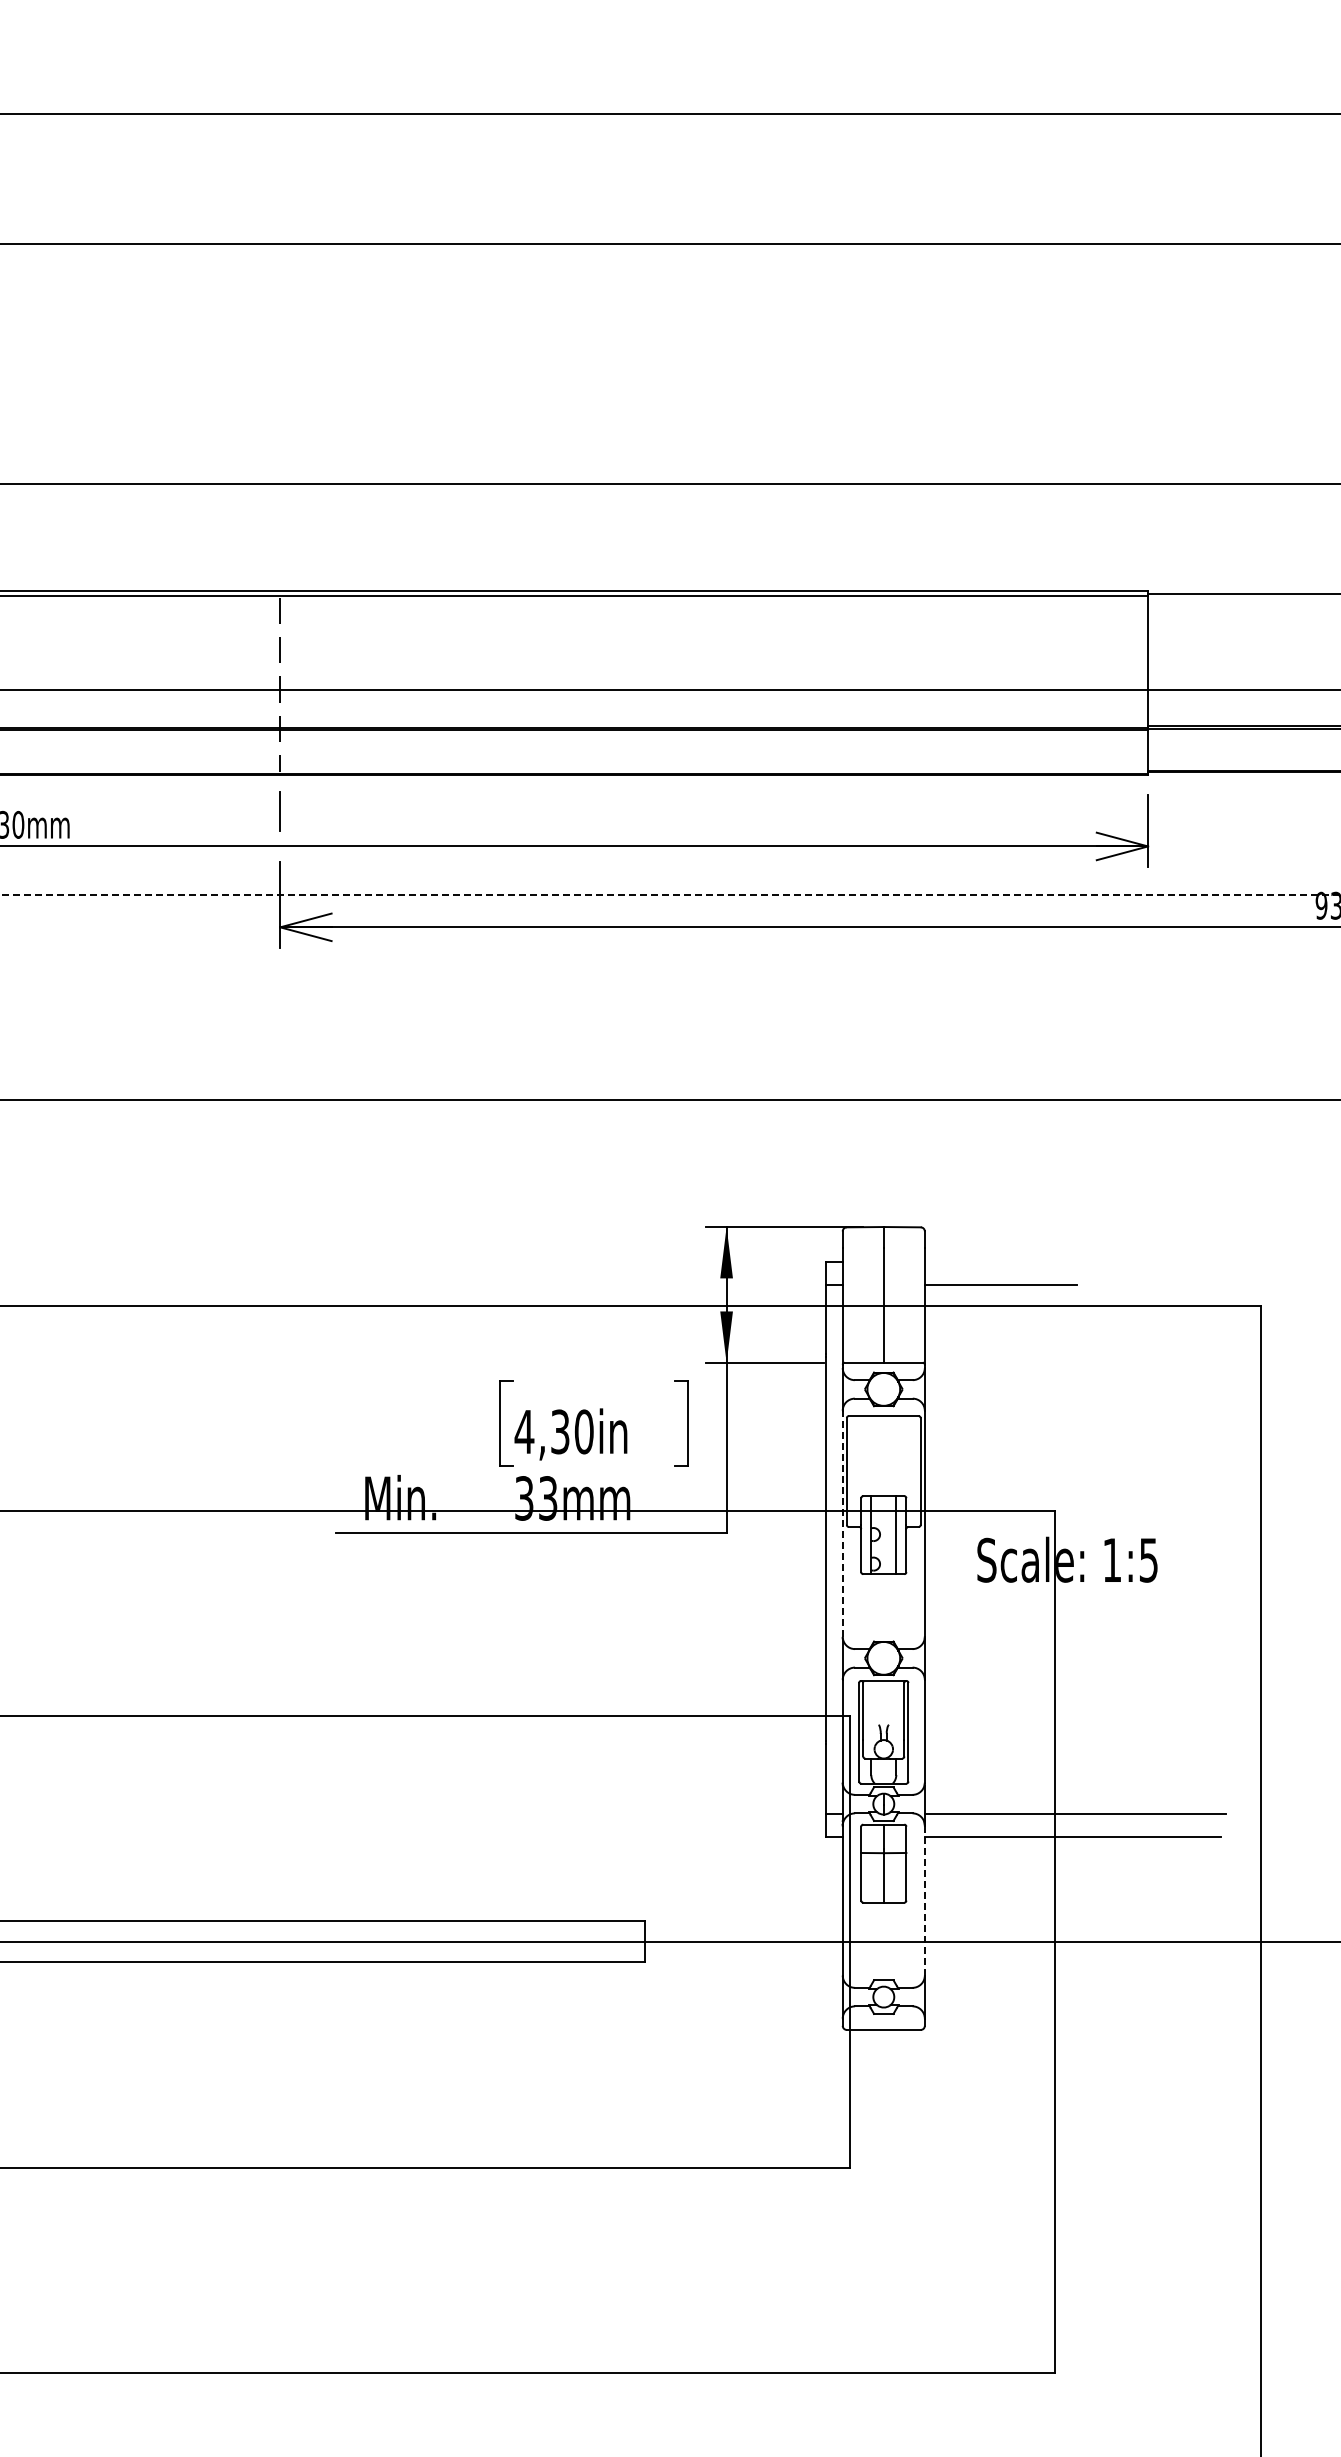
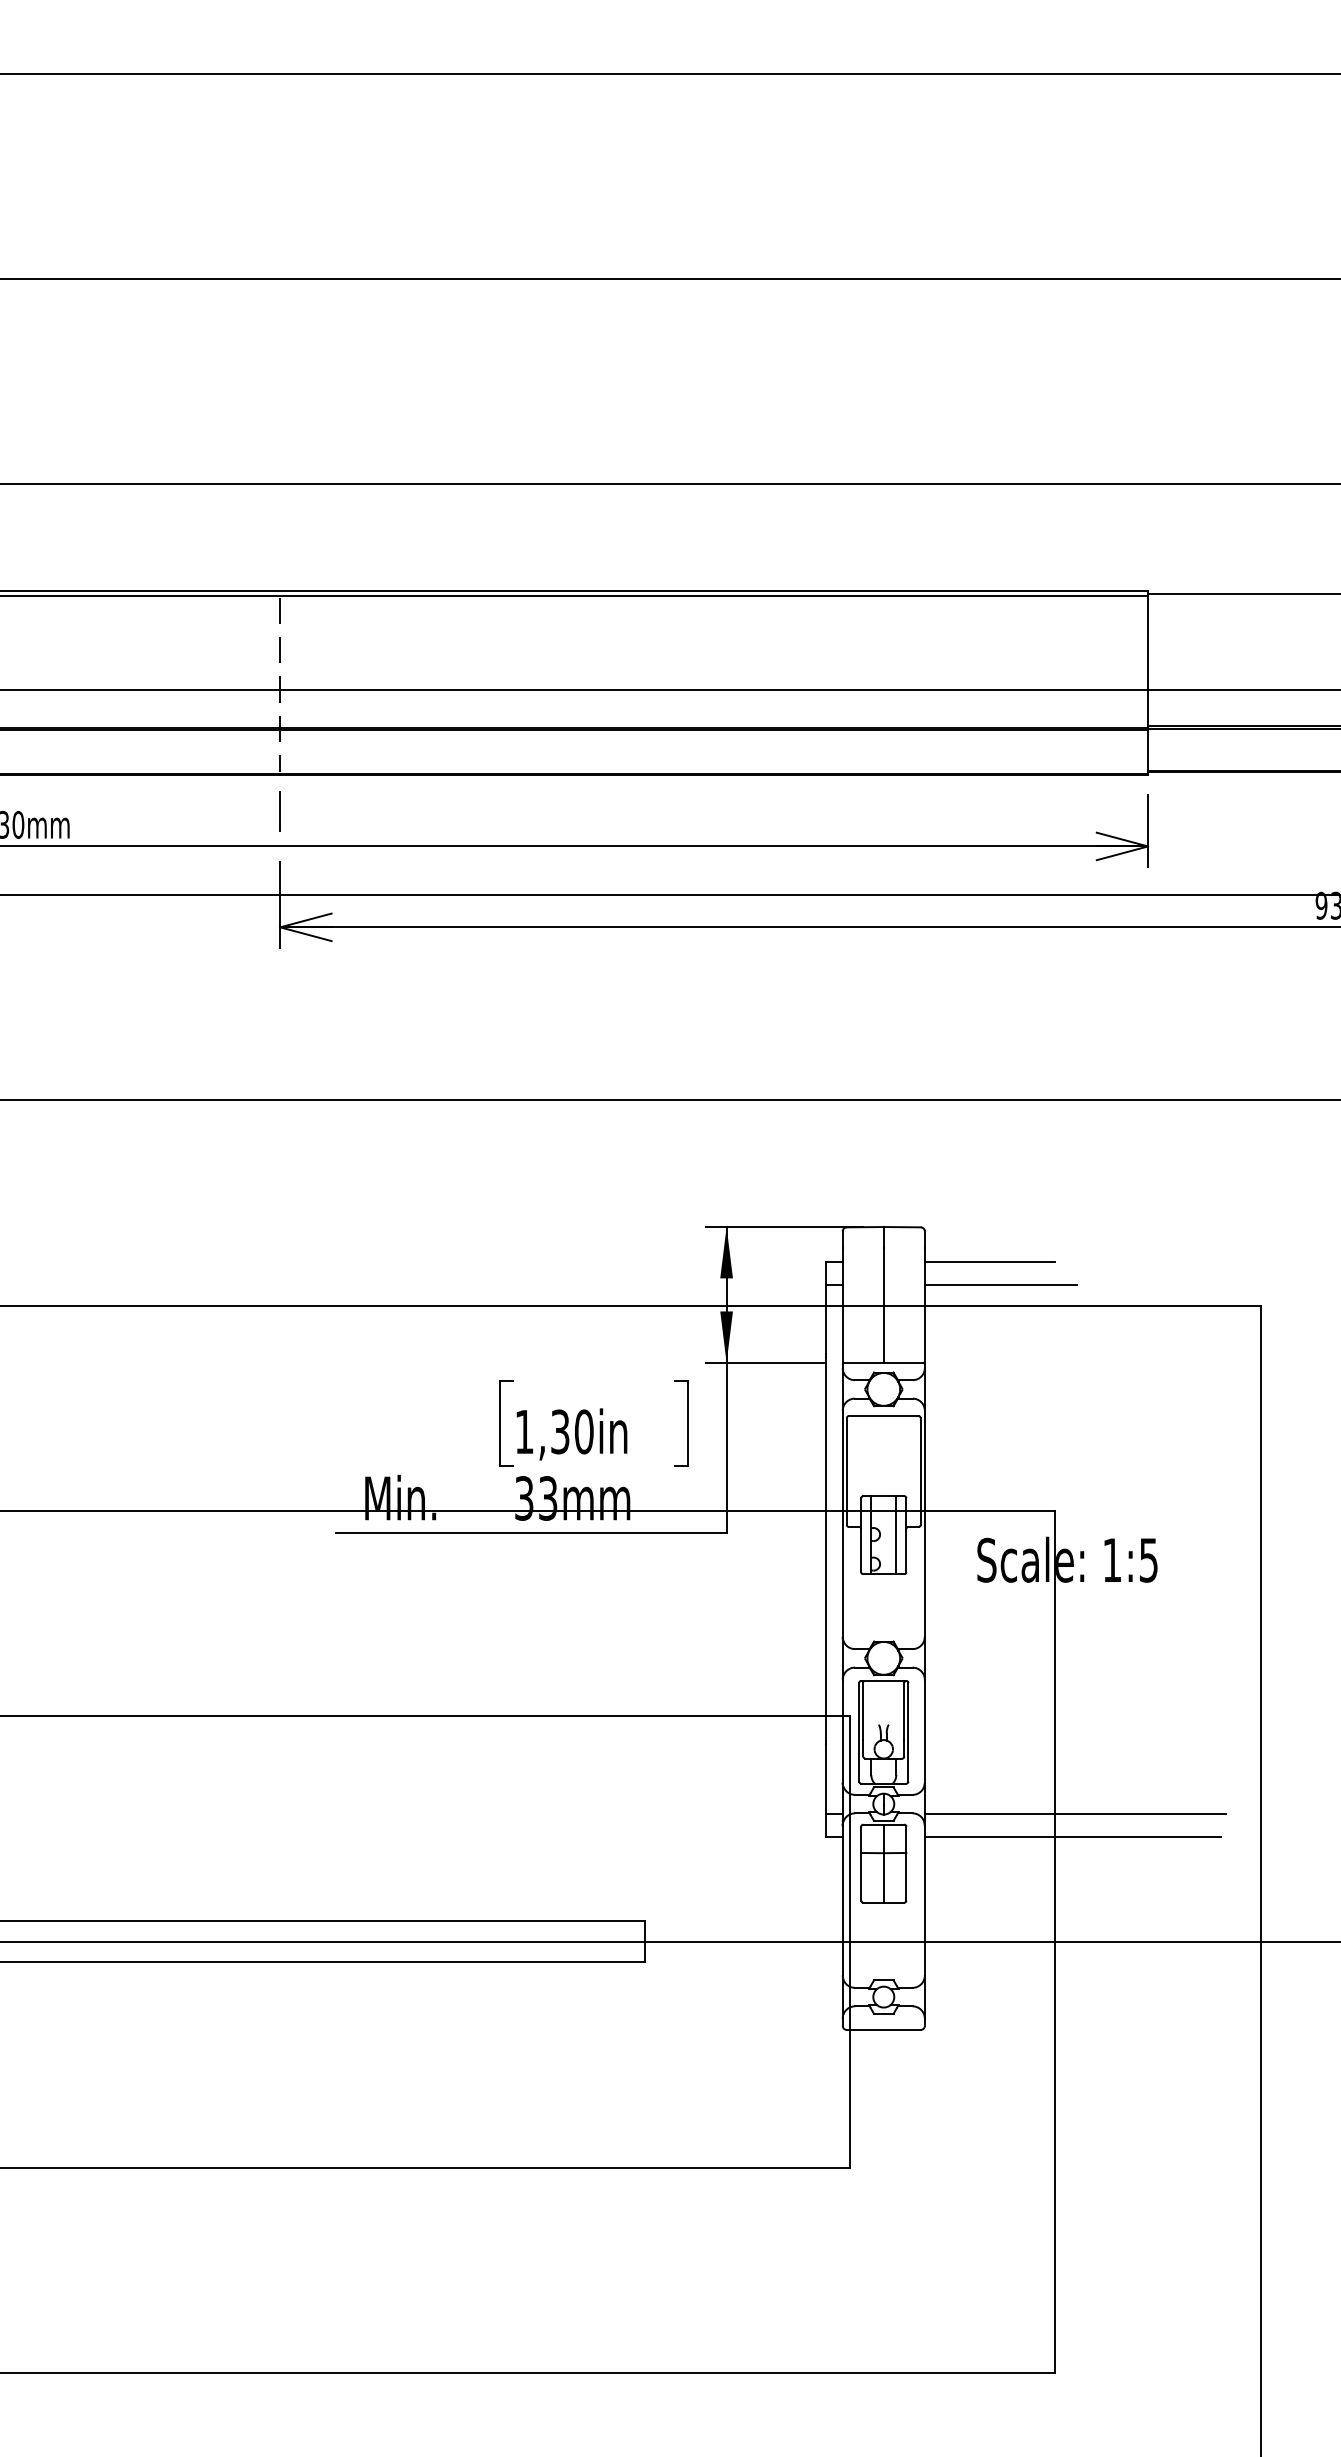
line position: (669, 113) -> (669, 73) (669, 73)
line position: (669, 244) -> (669, 279) (669, 279)
line: dashed -> solid (670, 894)
line: none -> present (989, 1261)
text: 4,30in -> 1,30in (524, 1431)
line: dashed -> solid (842, 1523)
line: dashed -> solid (924, 1900)
